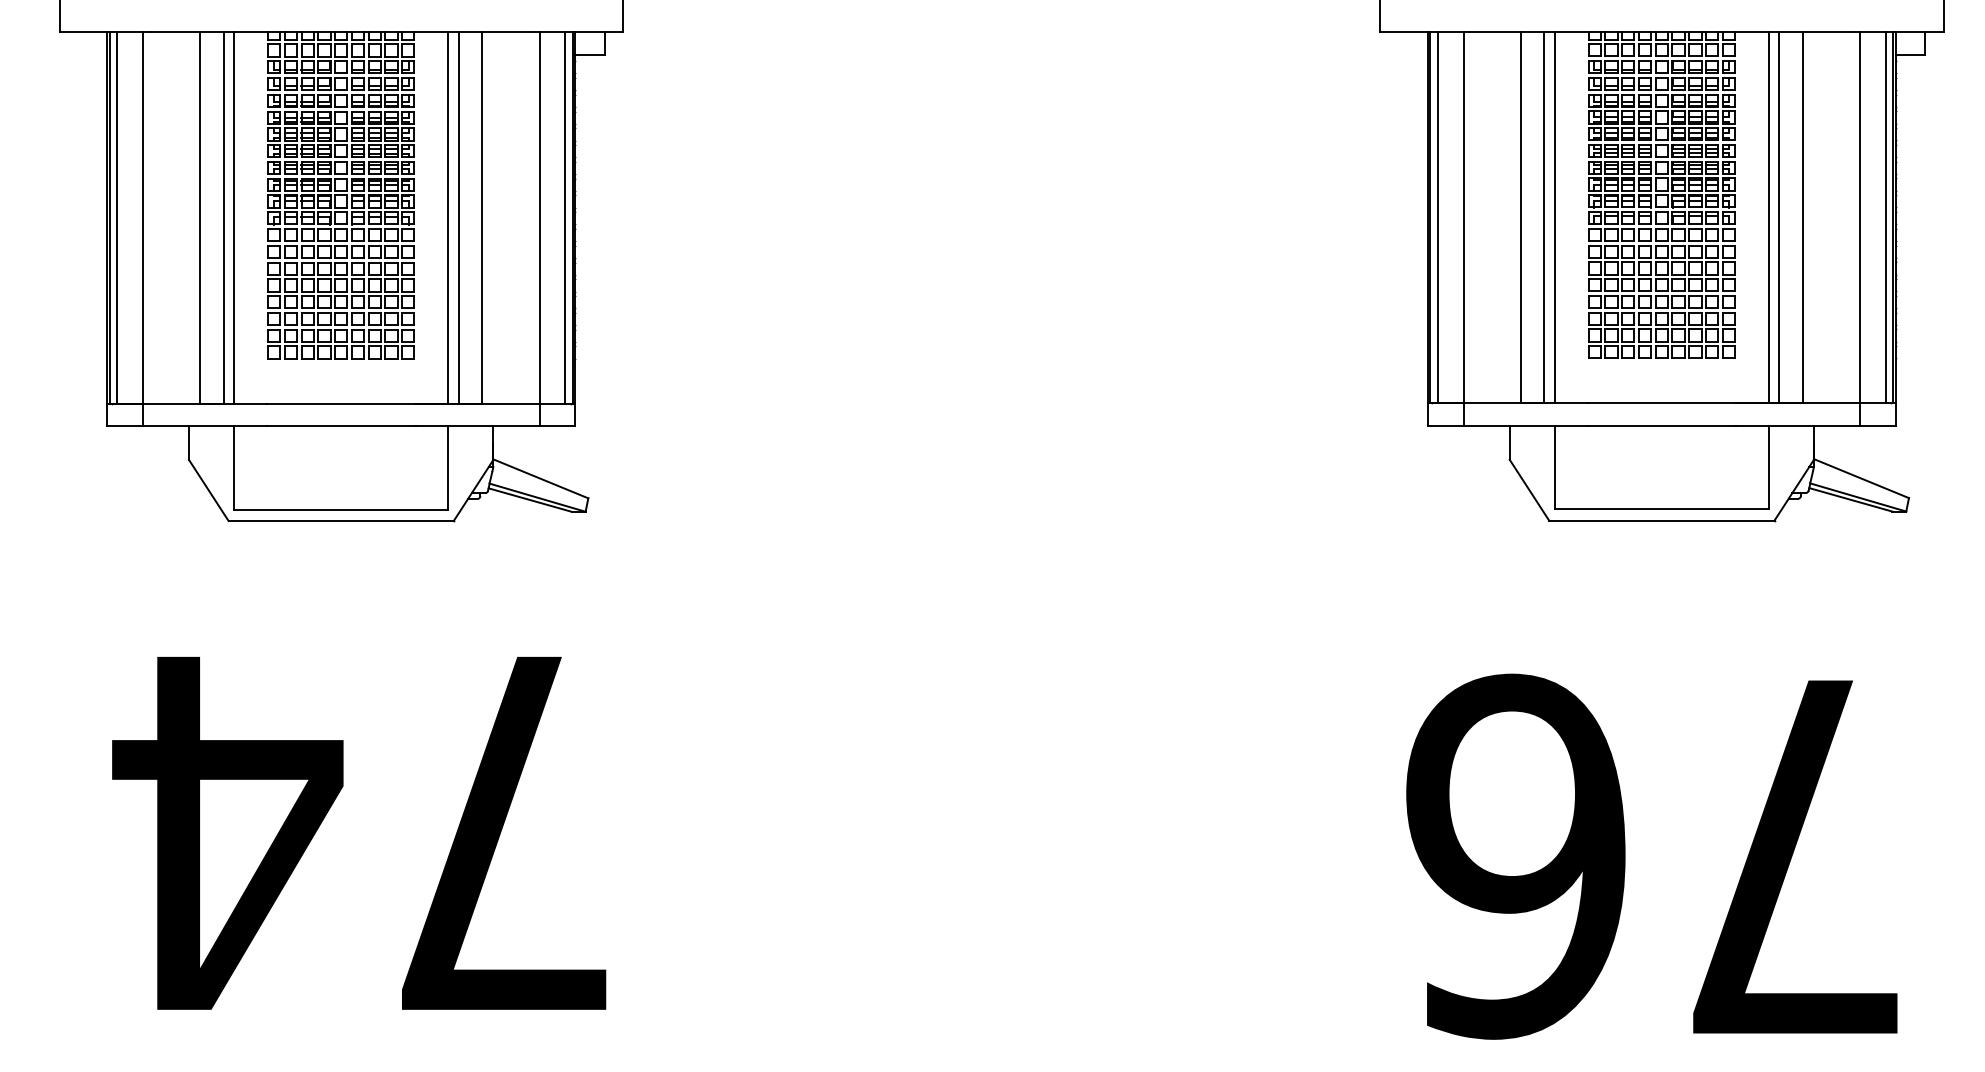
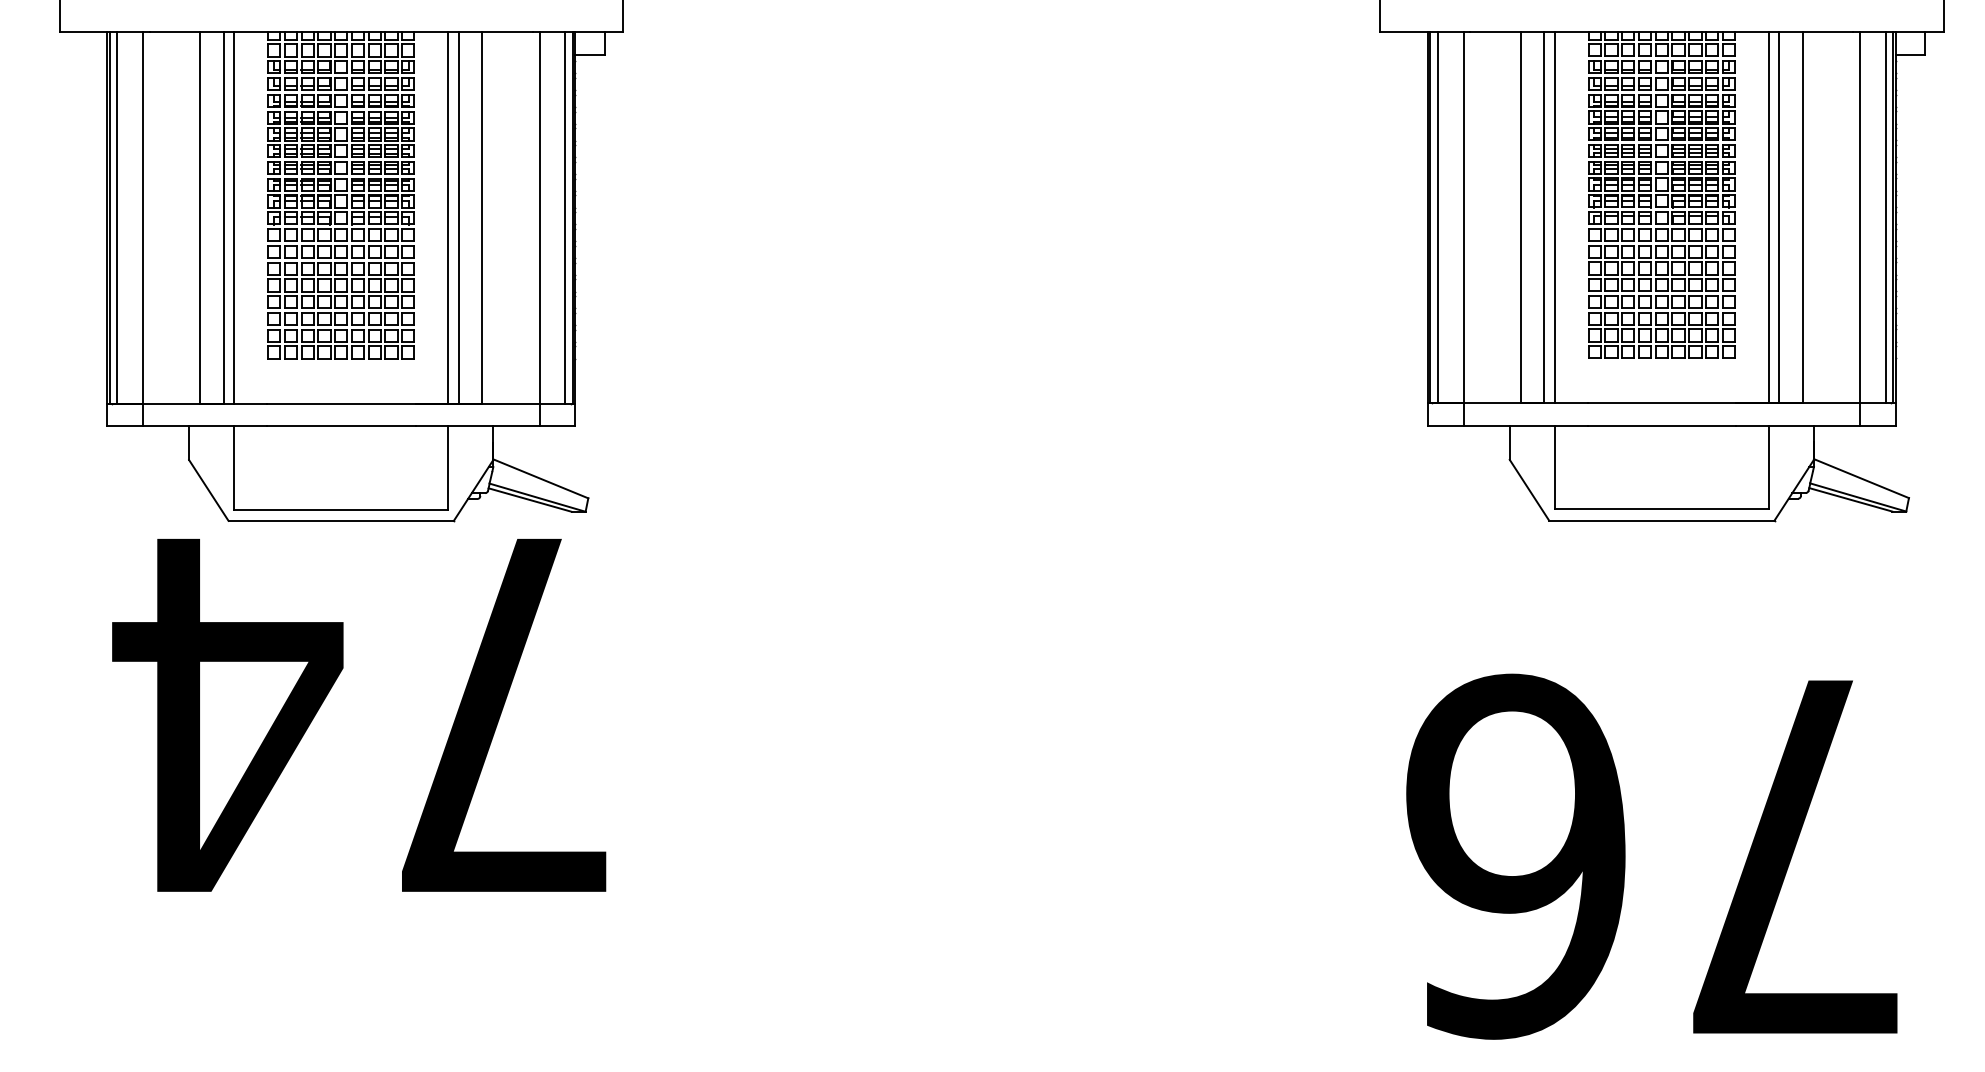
text position: (359, 833) -> (359, 715) (359, 715)
